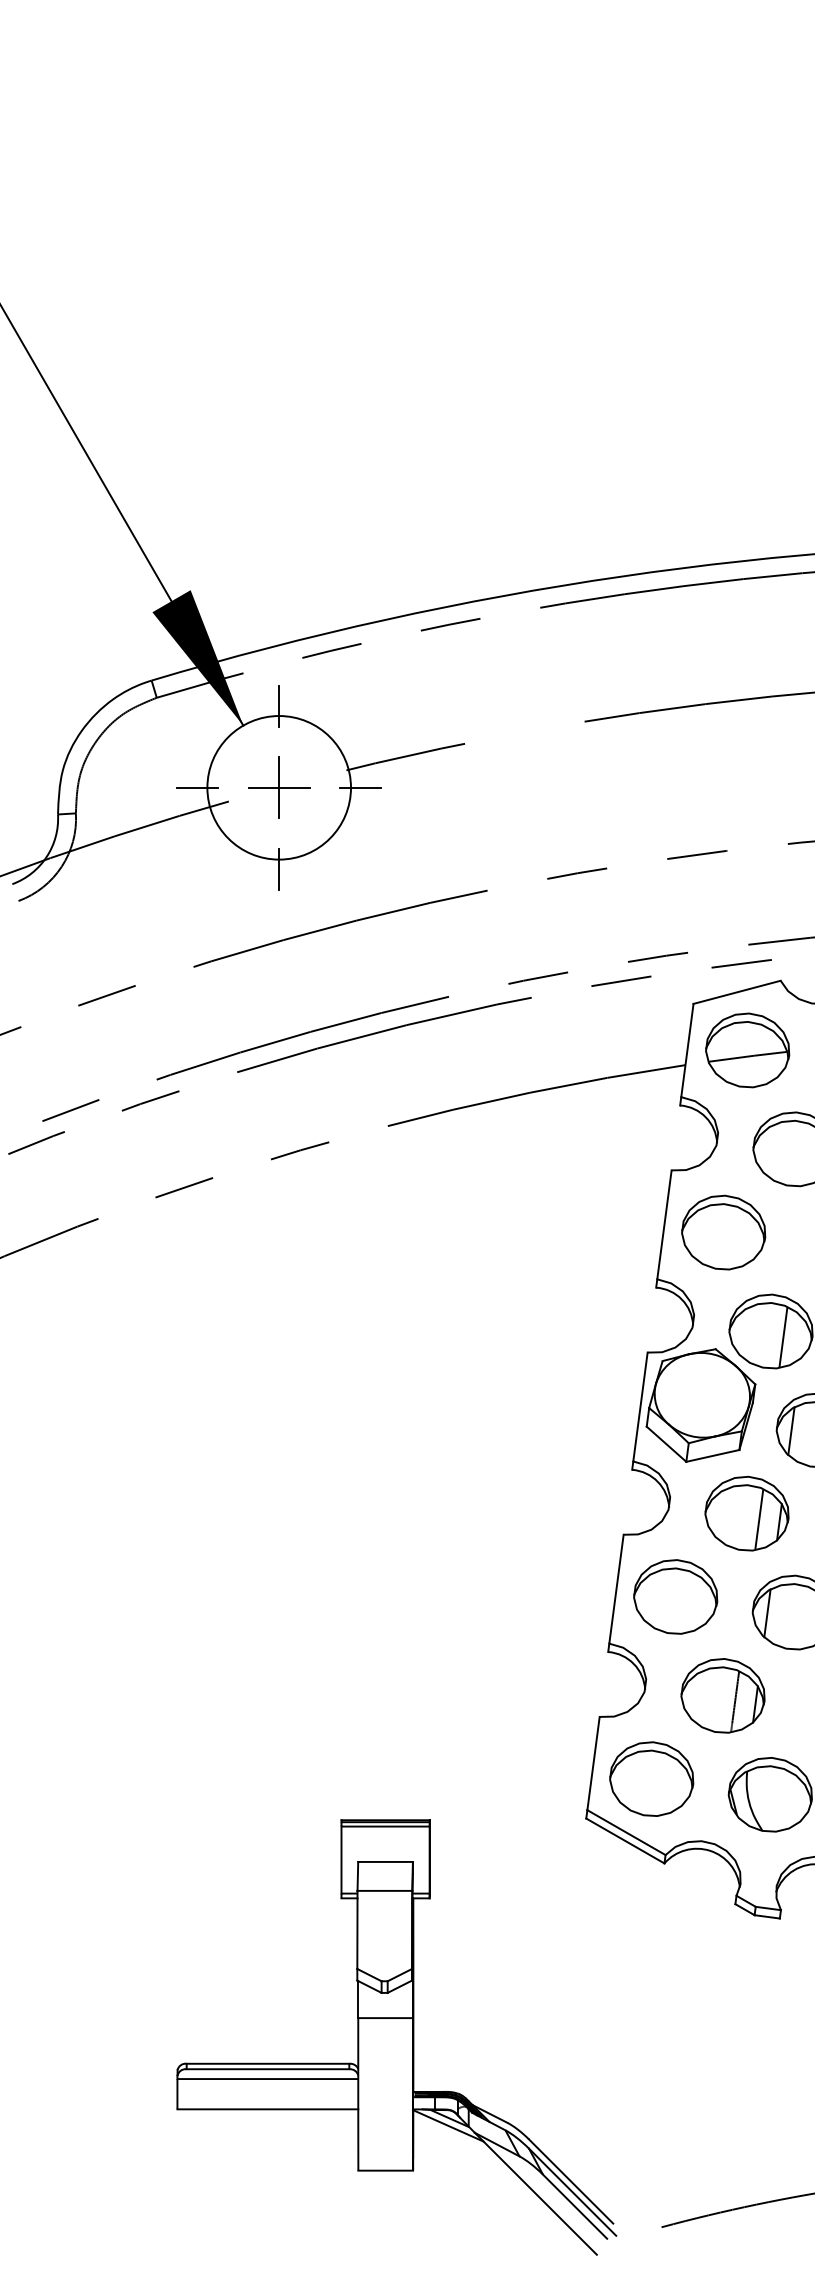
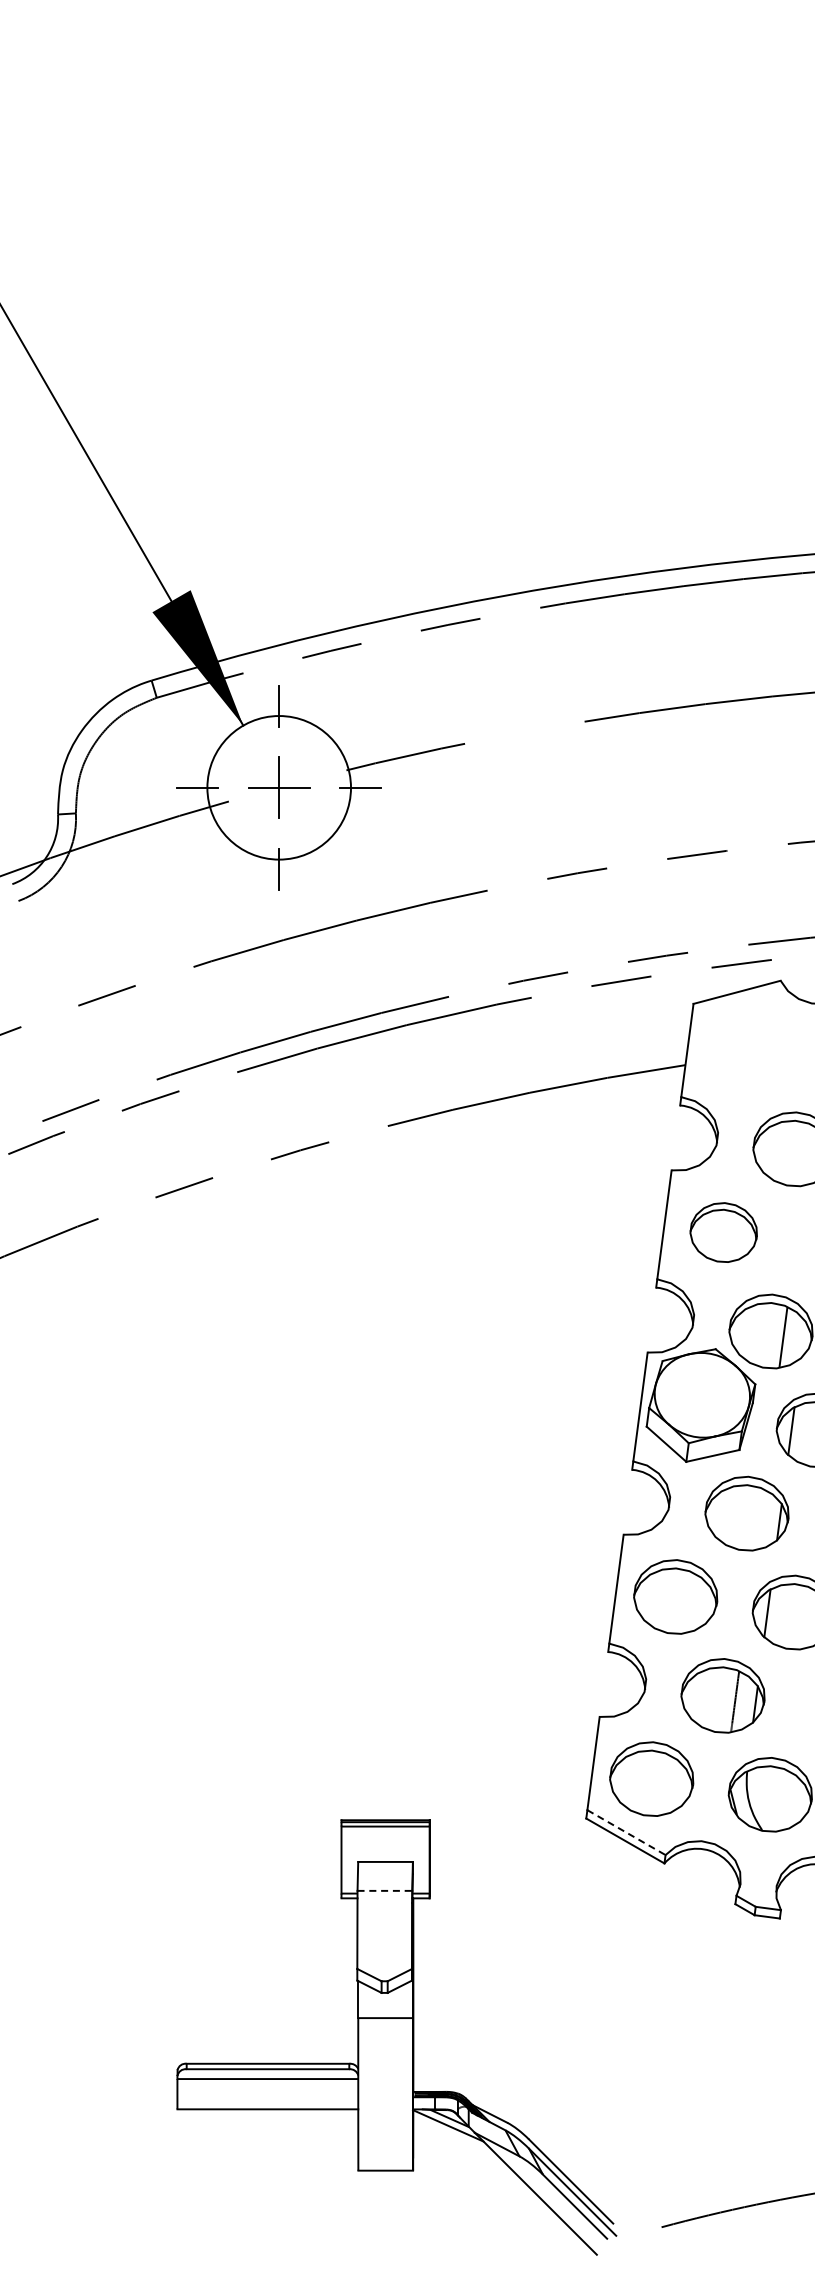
part: present -> none (747, 1050)
part size: 86x77 px -> 69x61 px (723, 1232)
line: present -> none (759, 1519)
line: solid -> dashed (626, 1832)
line: solid -> dashed (385, 1890)
